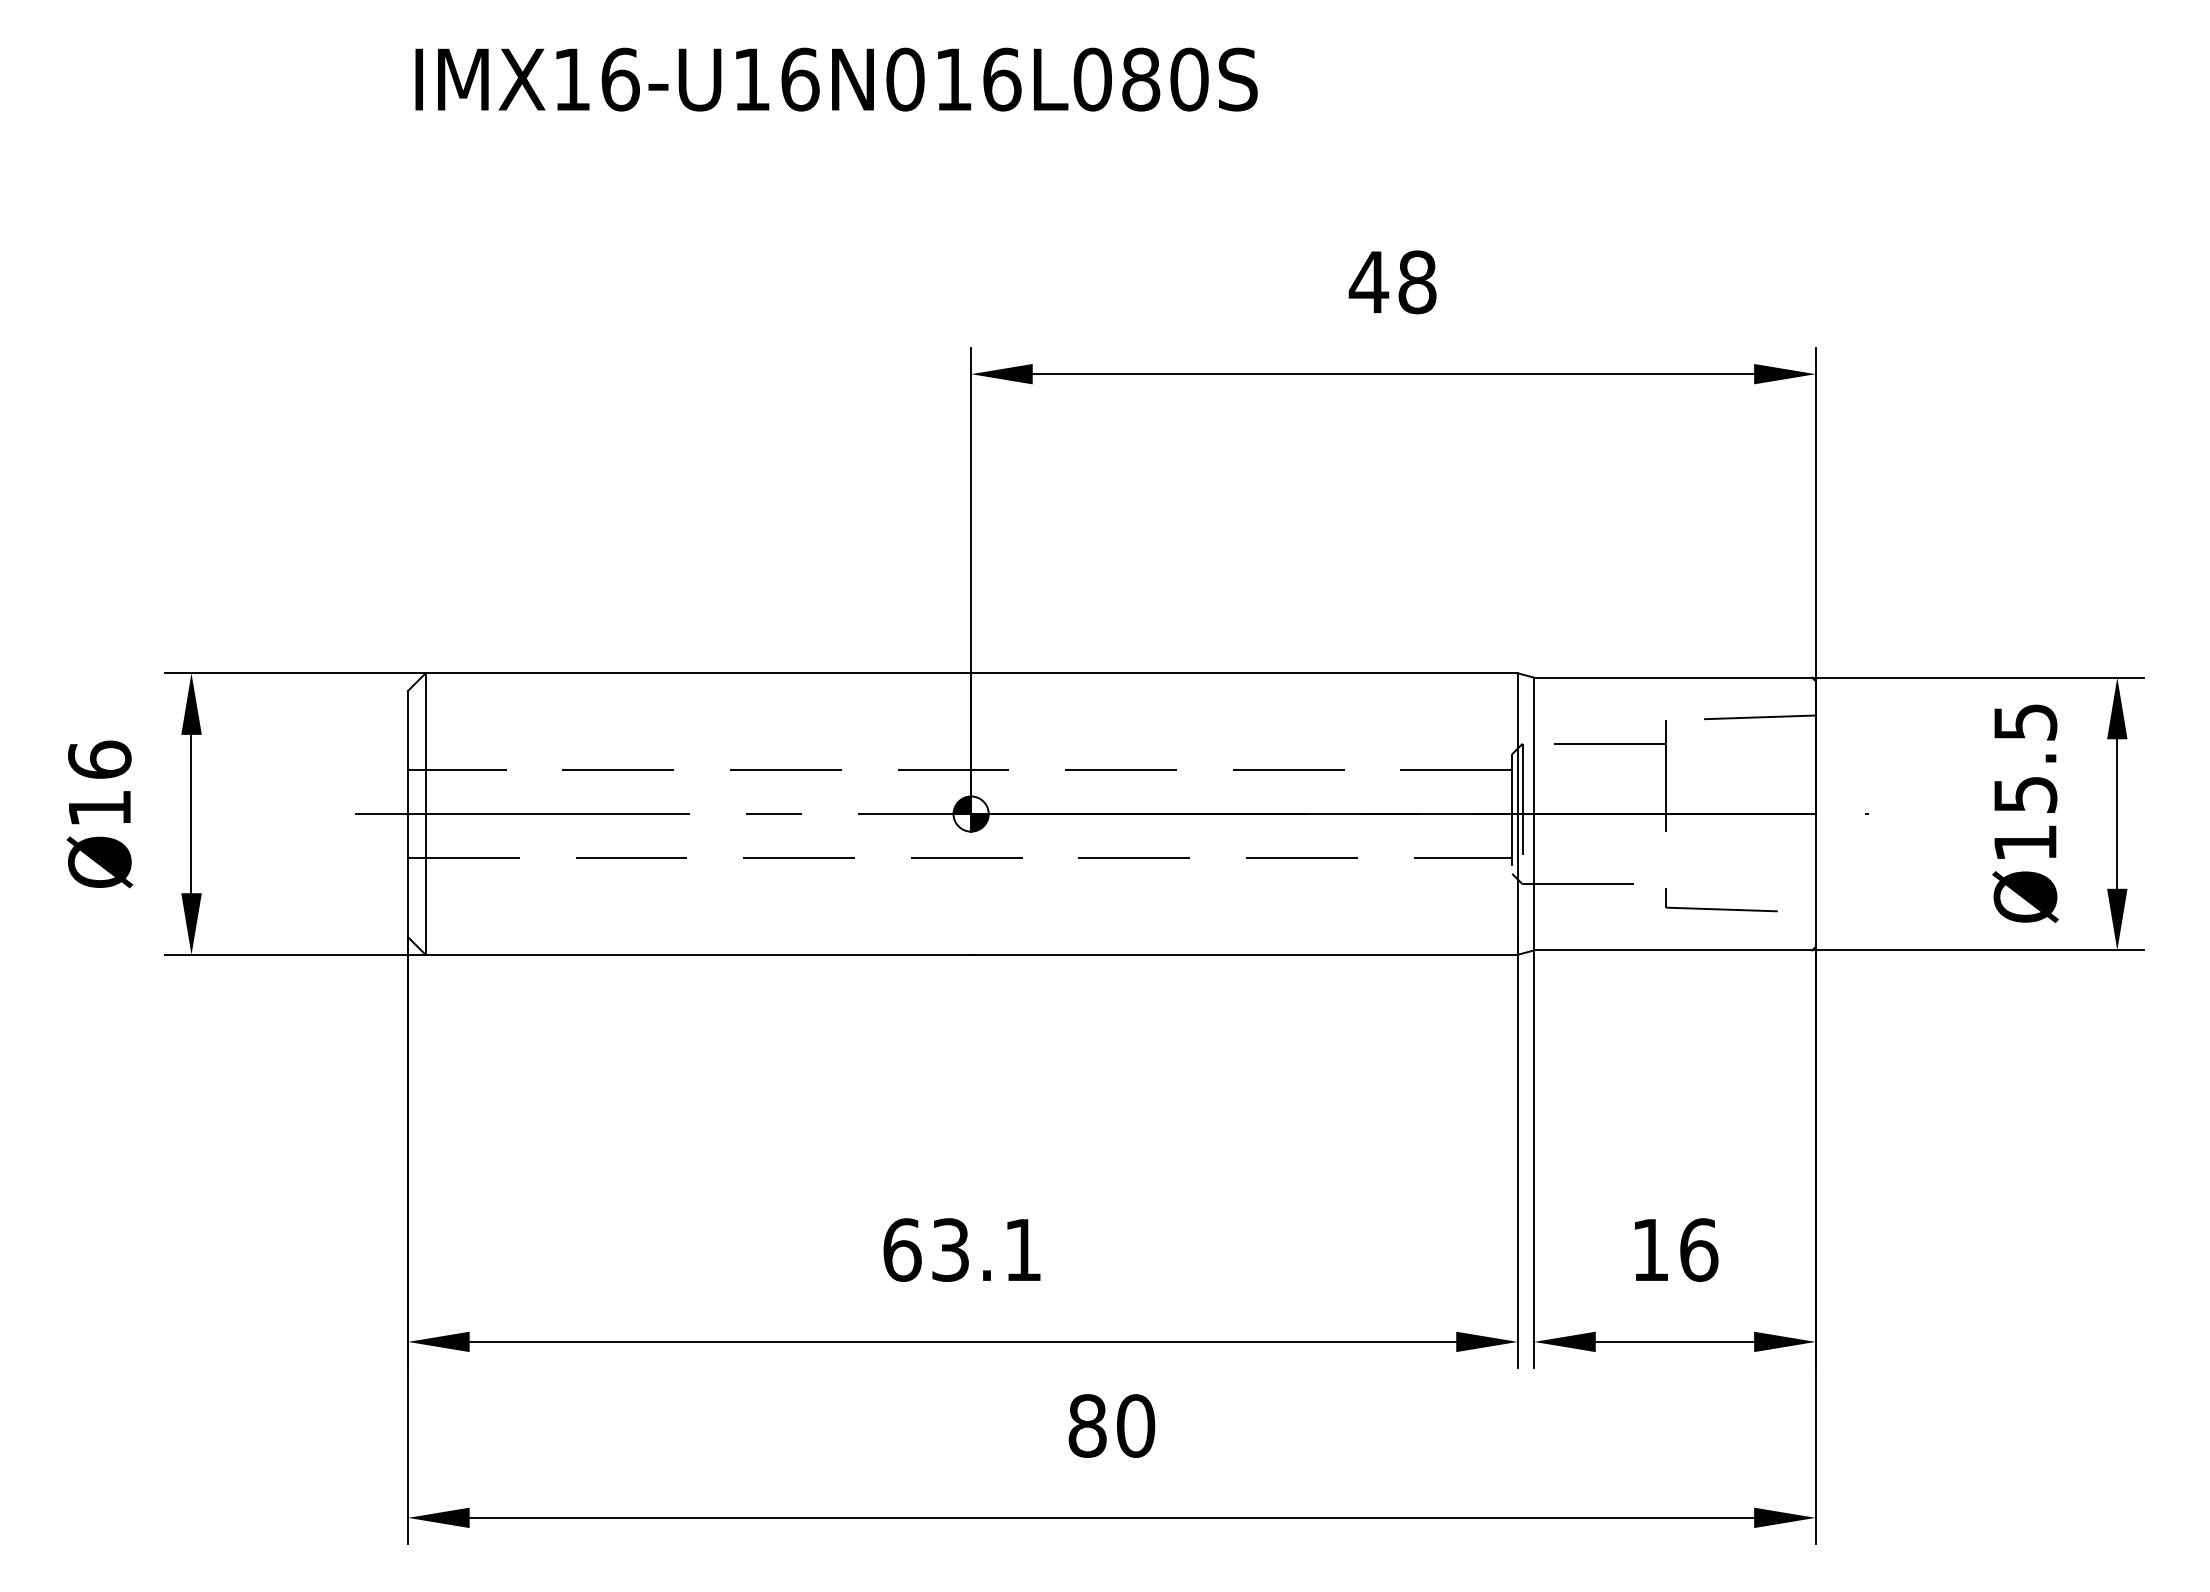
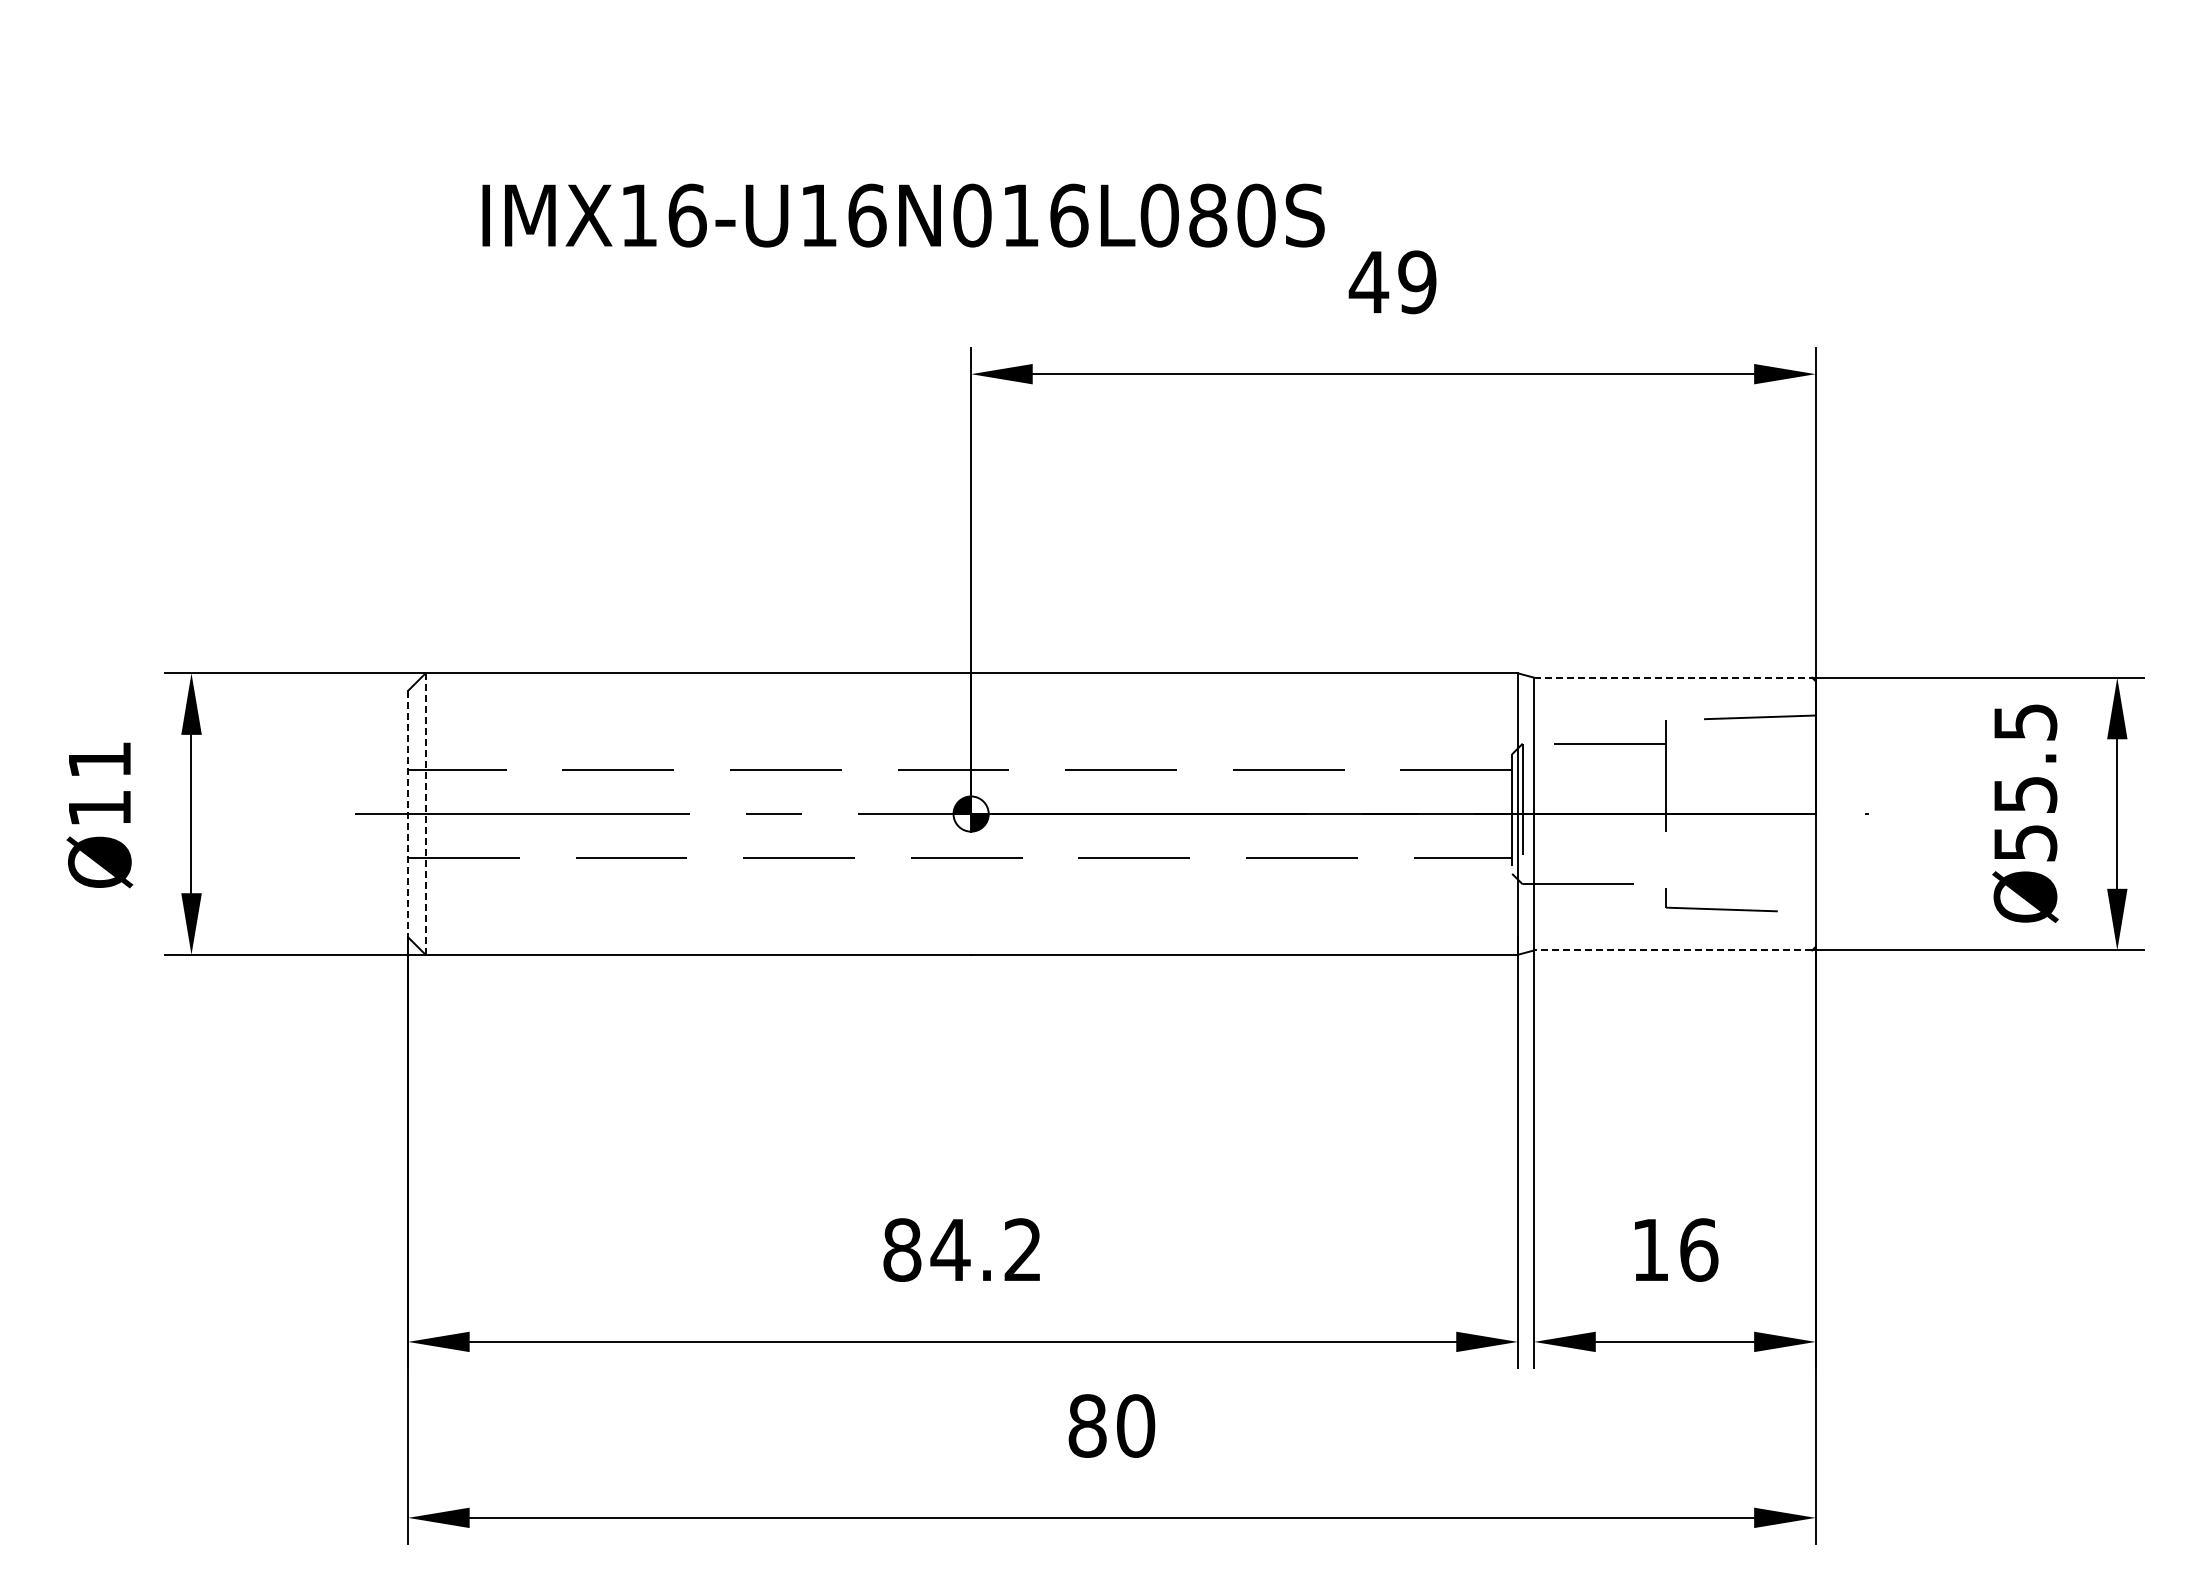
text position: (836, 79) -> (903, 215) (903, 215)
text: 48 -> 49 (1417, 282)
line: solid -> dashed (1673, 677)
text: Ø16 -> Ø11 (99, 759)
line: solid -> dashed (408, 814)
line: solid -> dashed (425, 814)
text: Ø15.5 -> Ø55.5 (2025, 843)
line: solid -> dashed (1672, 950)
text: 63.1 -> 84.2 (961, 1249)
